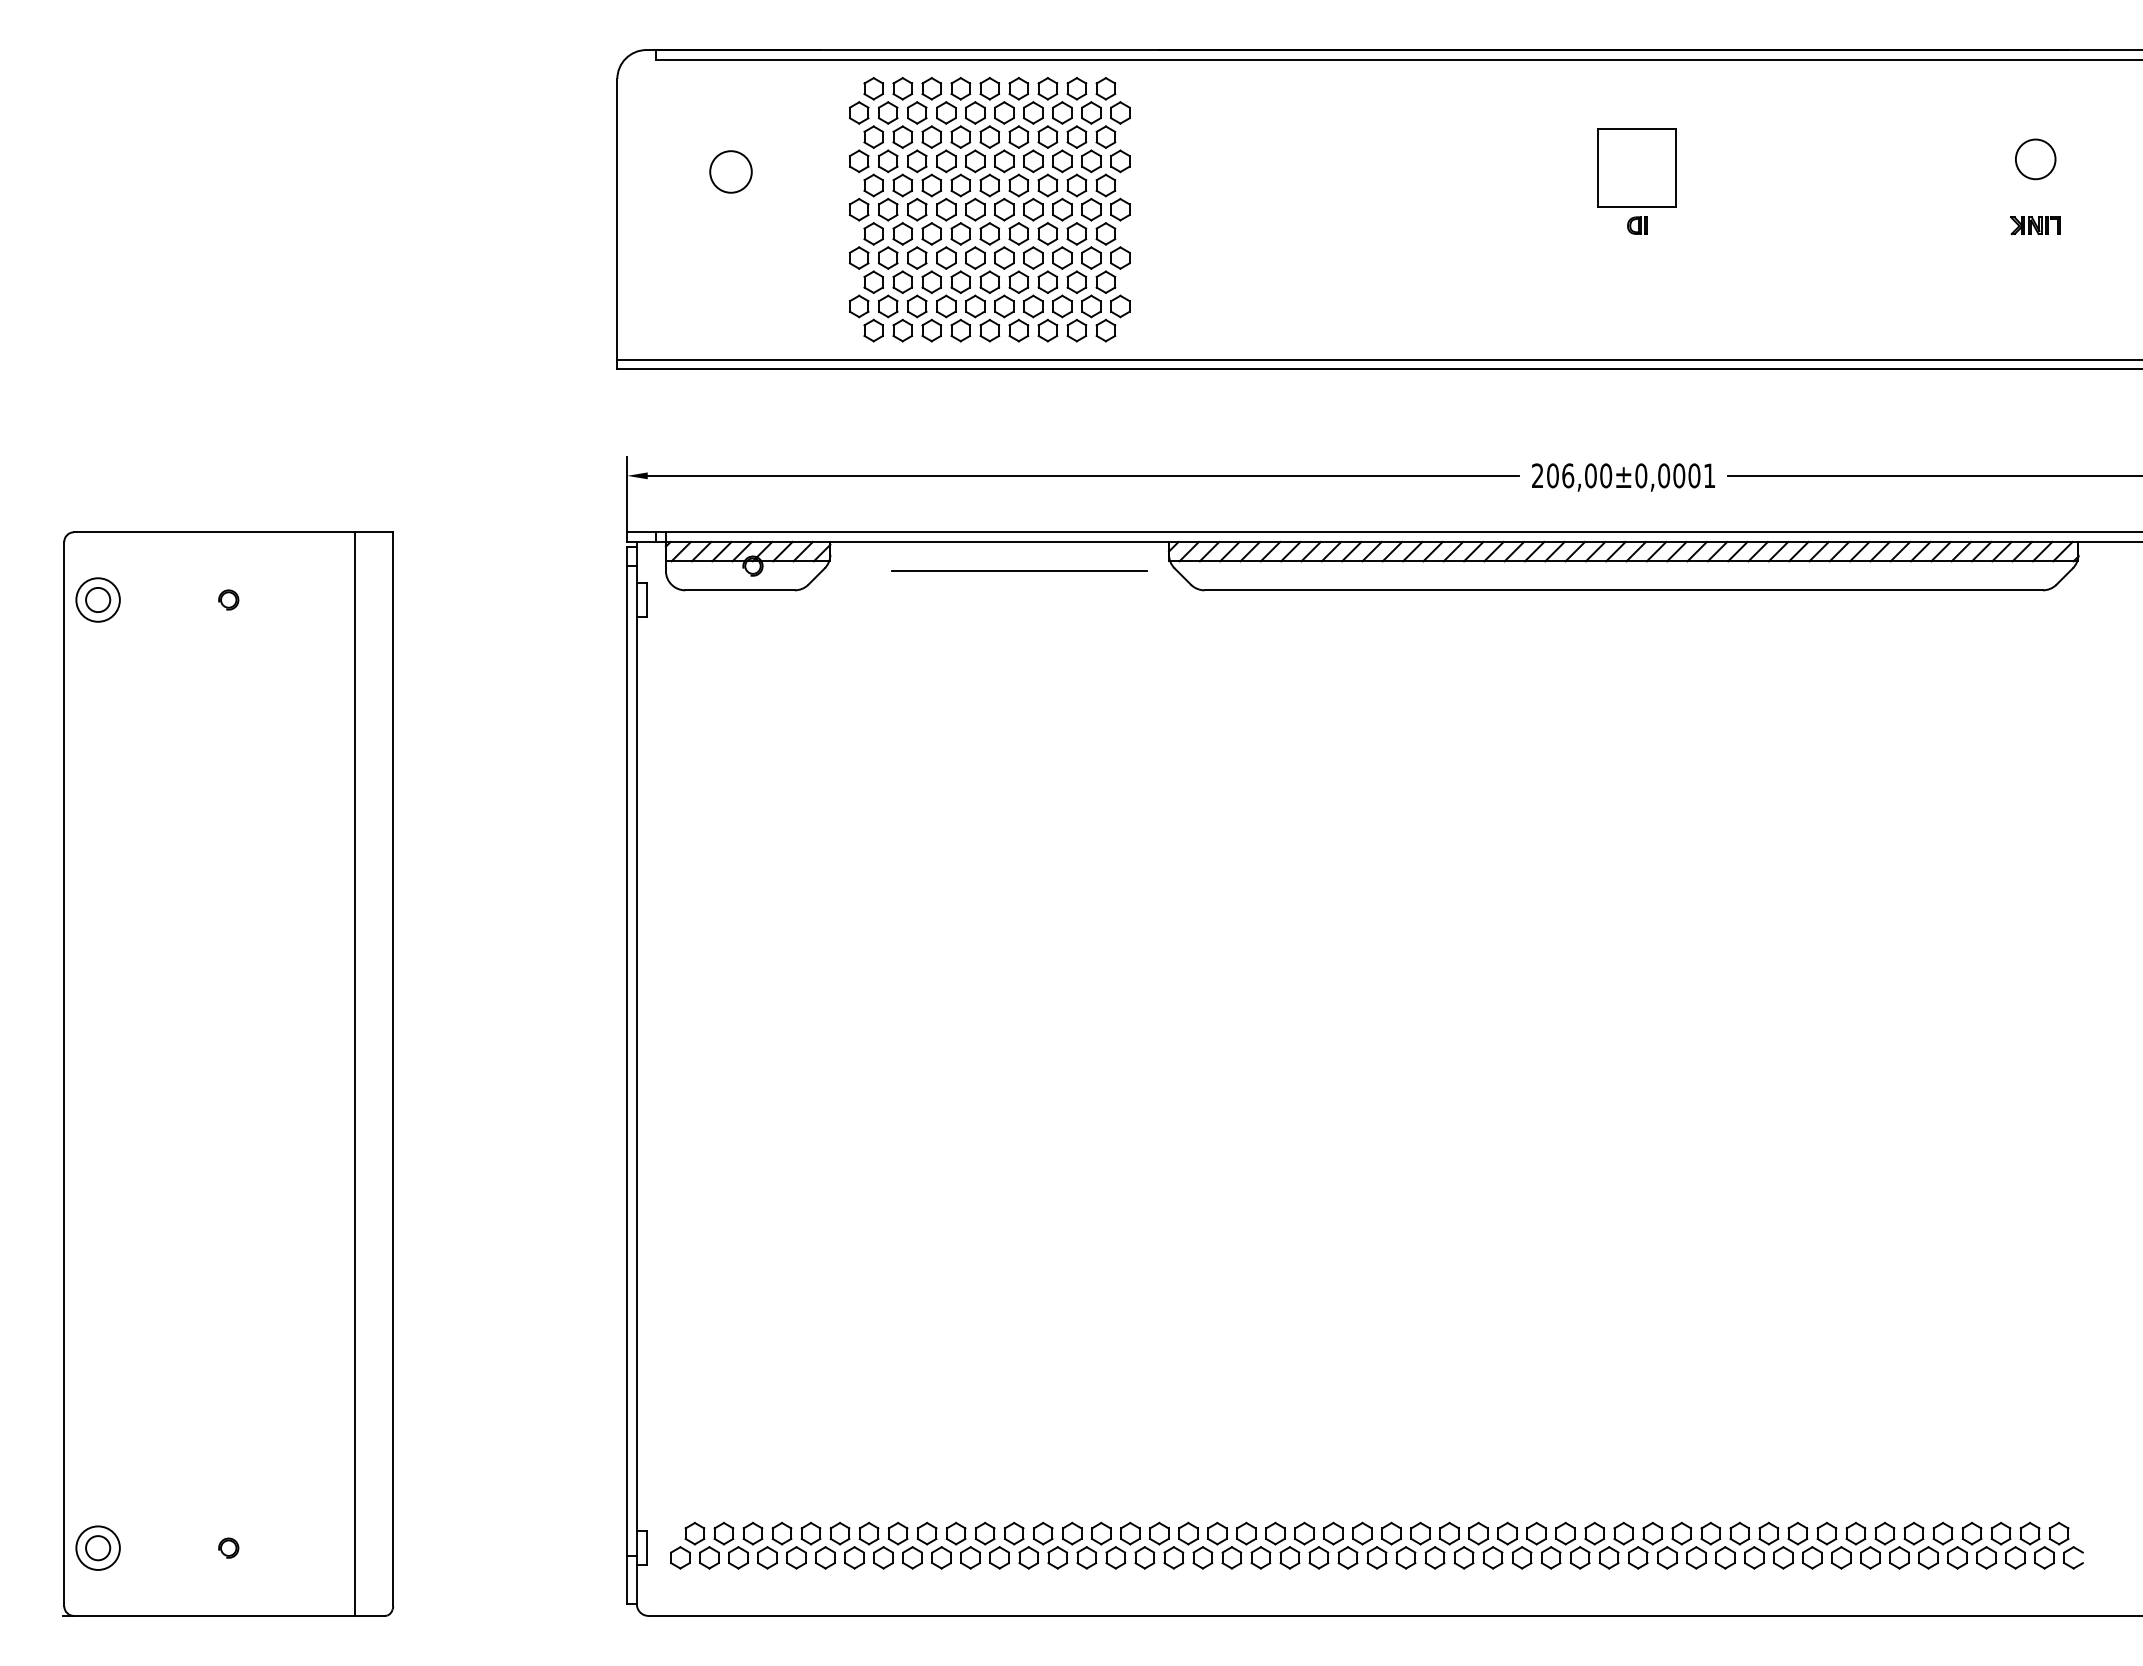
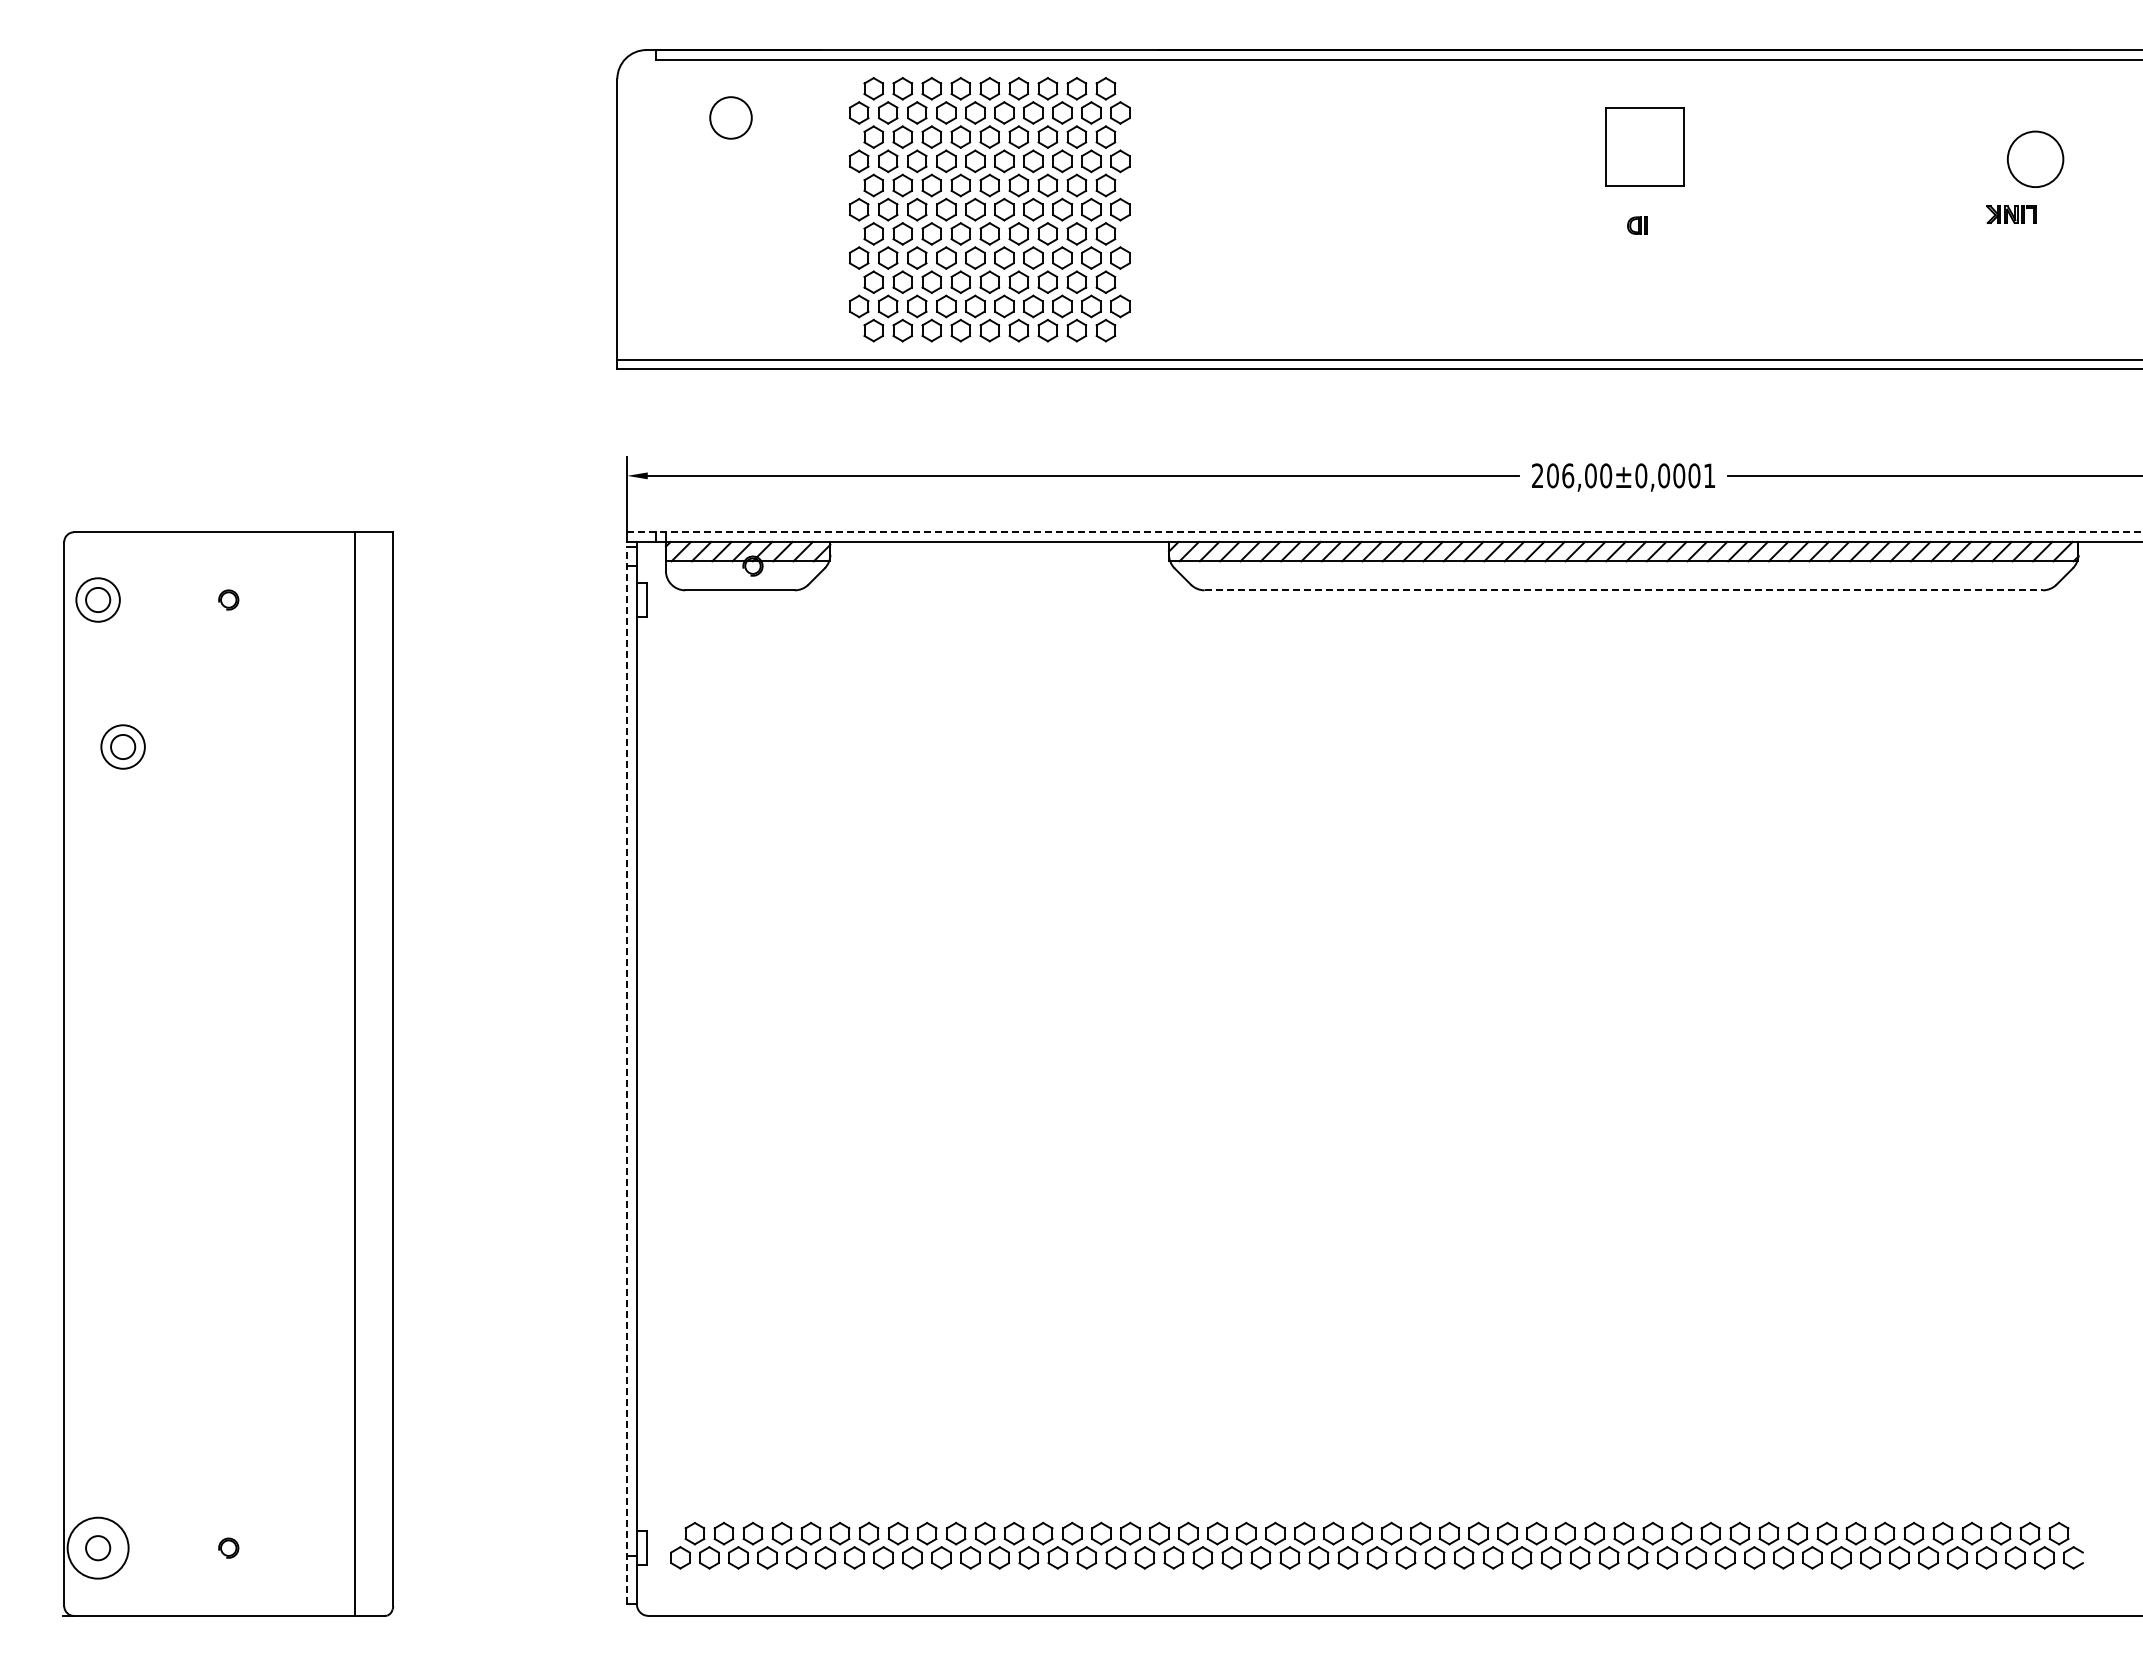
circle size: 42x43 px -> 58x58 px (2035, 158)
part position: (1636, 167) -> (1644, 146) (1644, 146)
circle position: (730, 171) -> (730, 117) (730, 117)
part position: (2035, 225) -> (2011, 214) (2011, 214)
line: solid -> dashed (1384, 532)
line: present -> none (1018, 571)
line: solid -> dashed (1624, 590)
part: none -> present (122, 746)
line: solid -> dashed (627, 1075)
circle diameter: 44 px -> 61 px (97, 1547)
